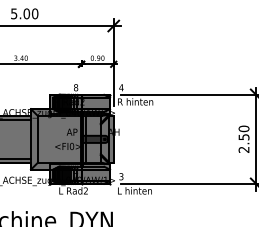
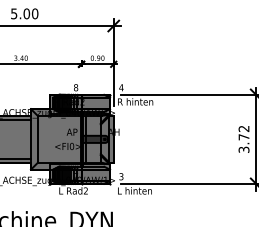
text: 2.50 -> 3.72 (243, 138)
